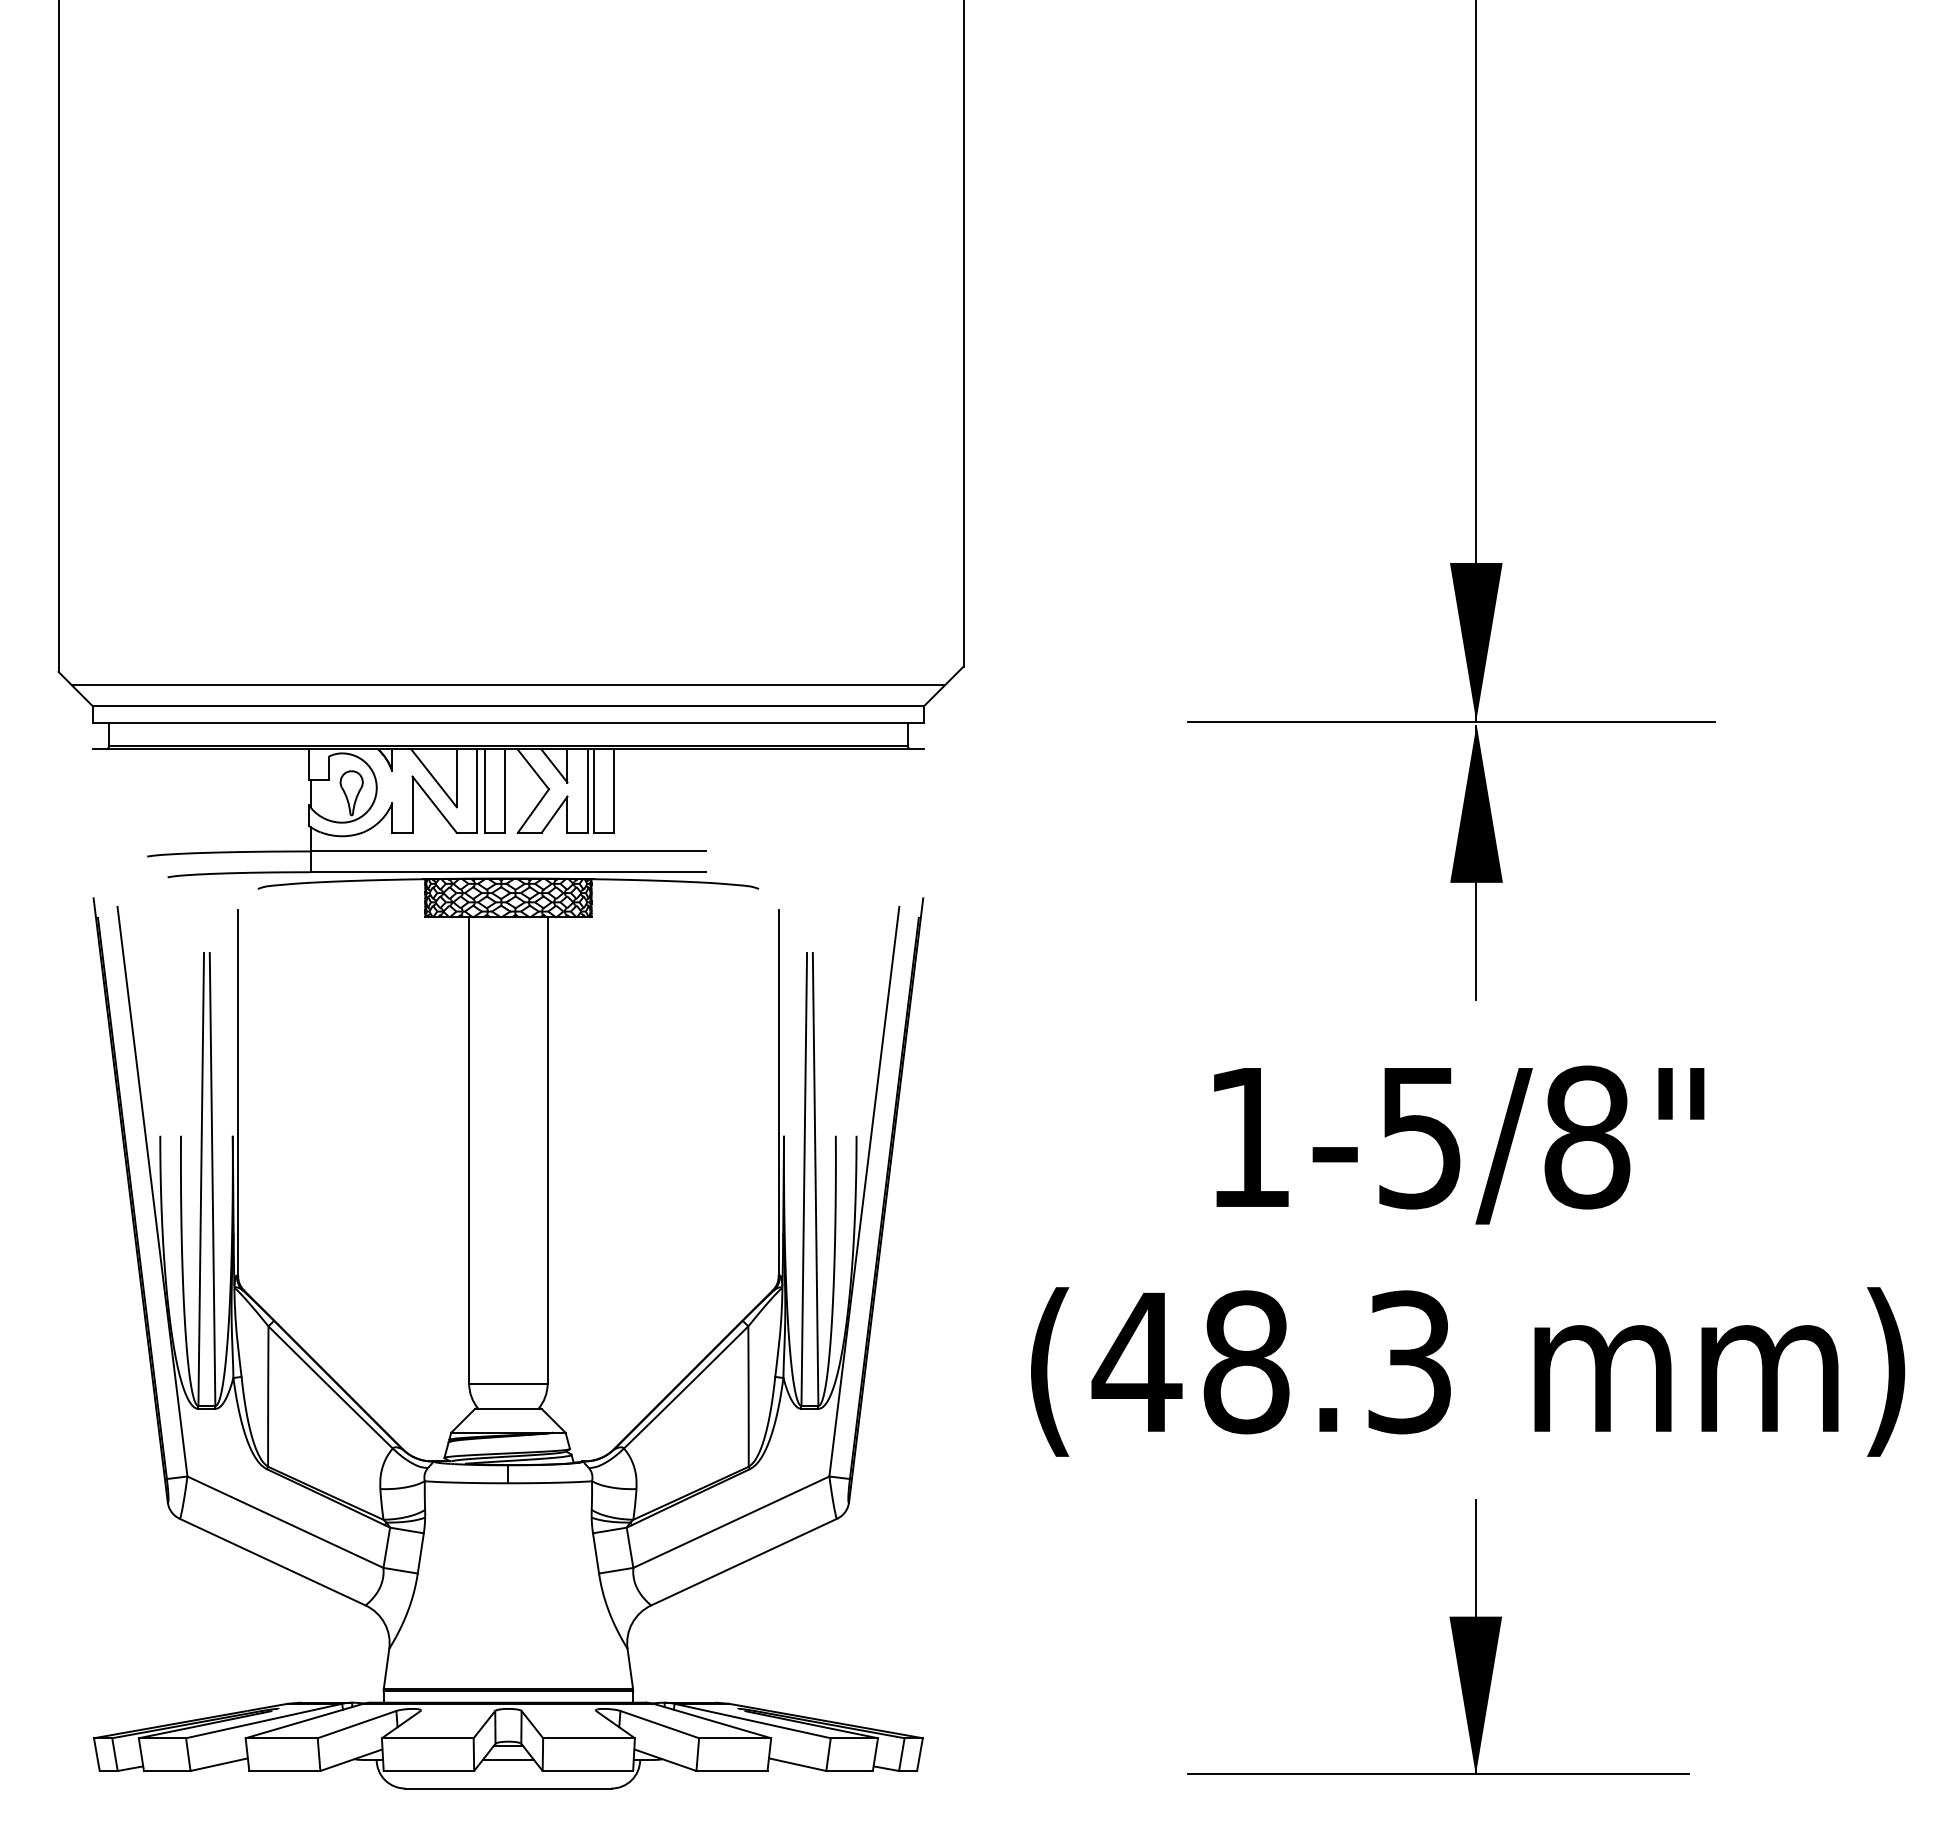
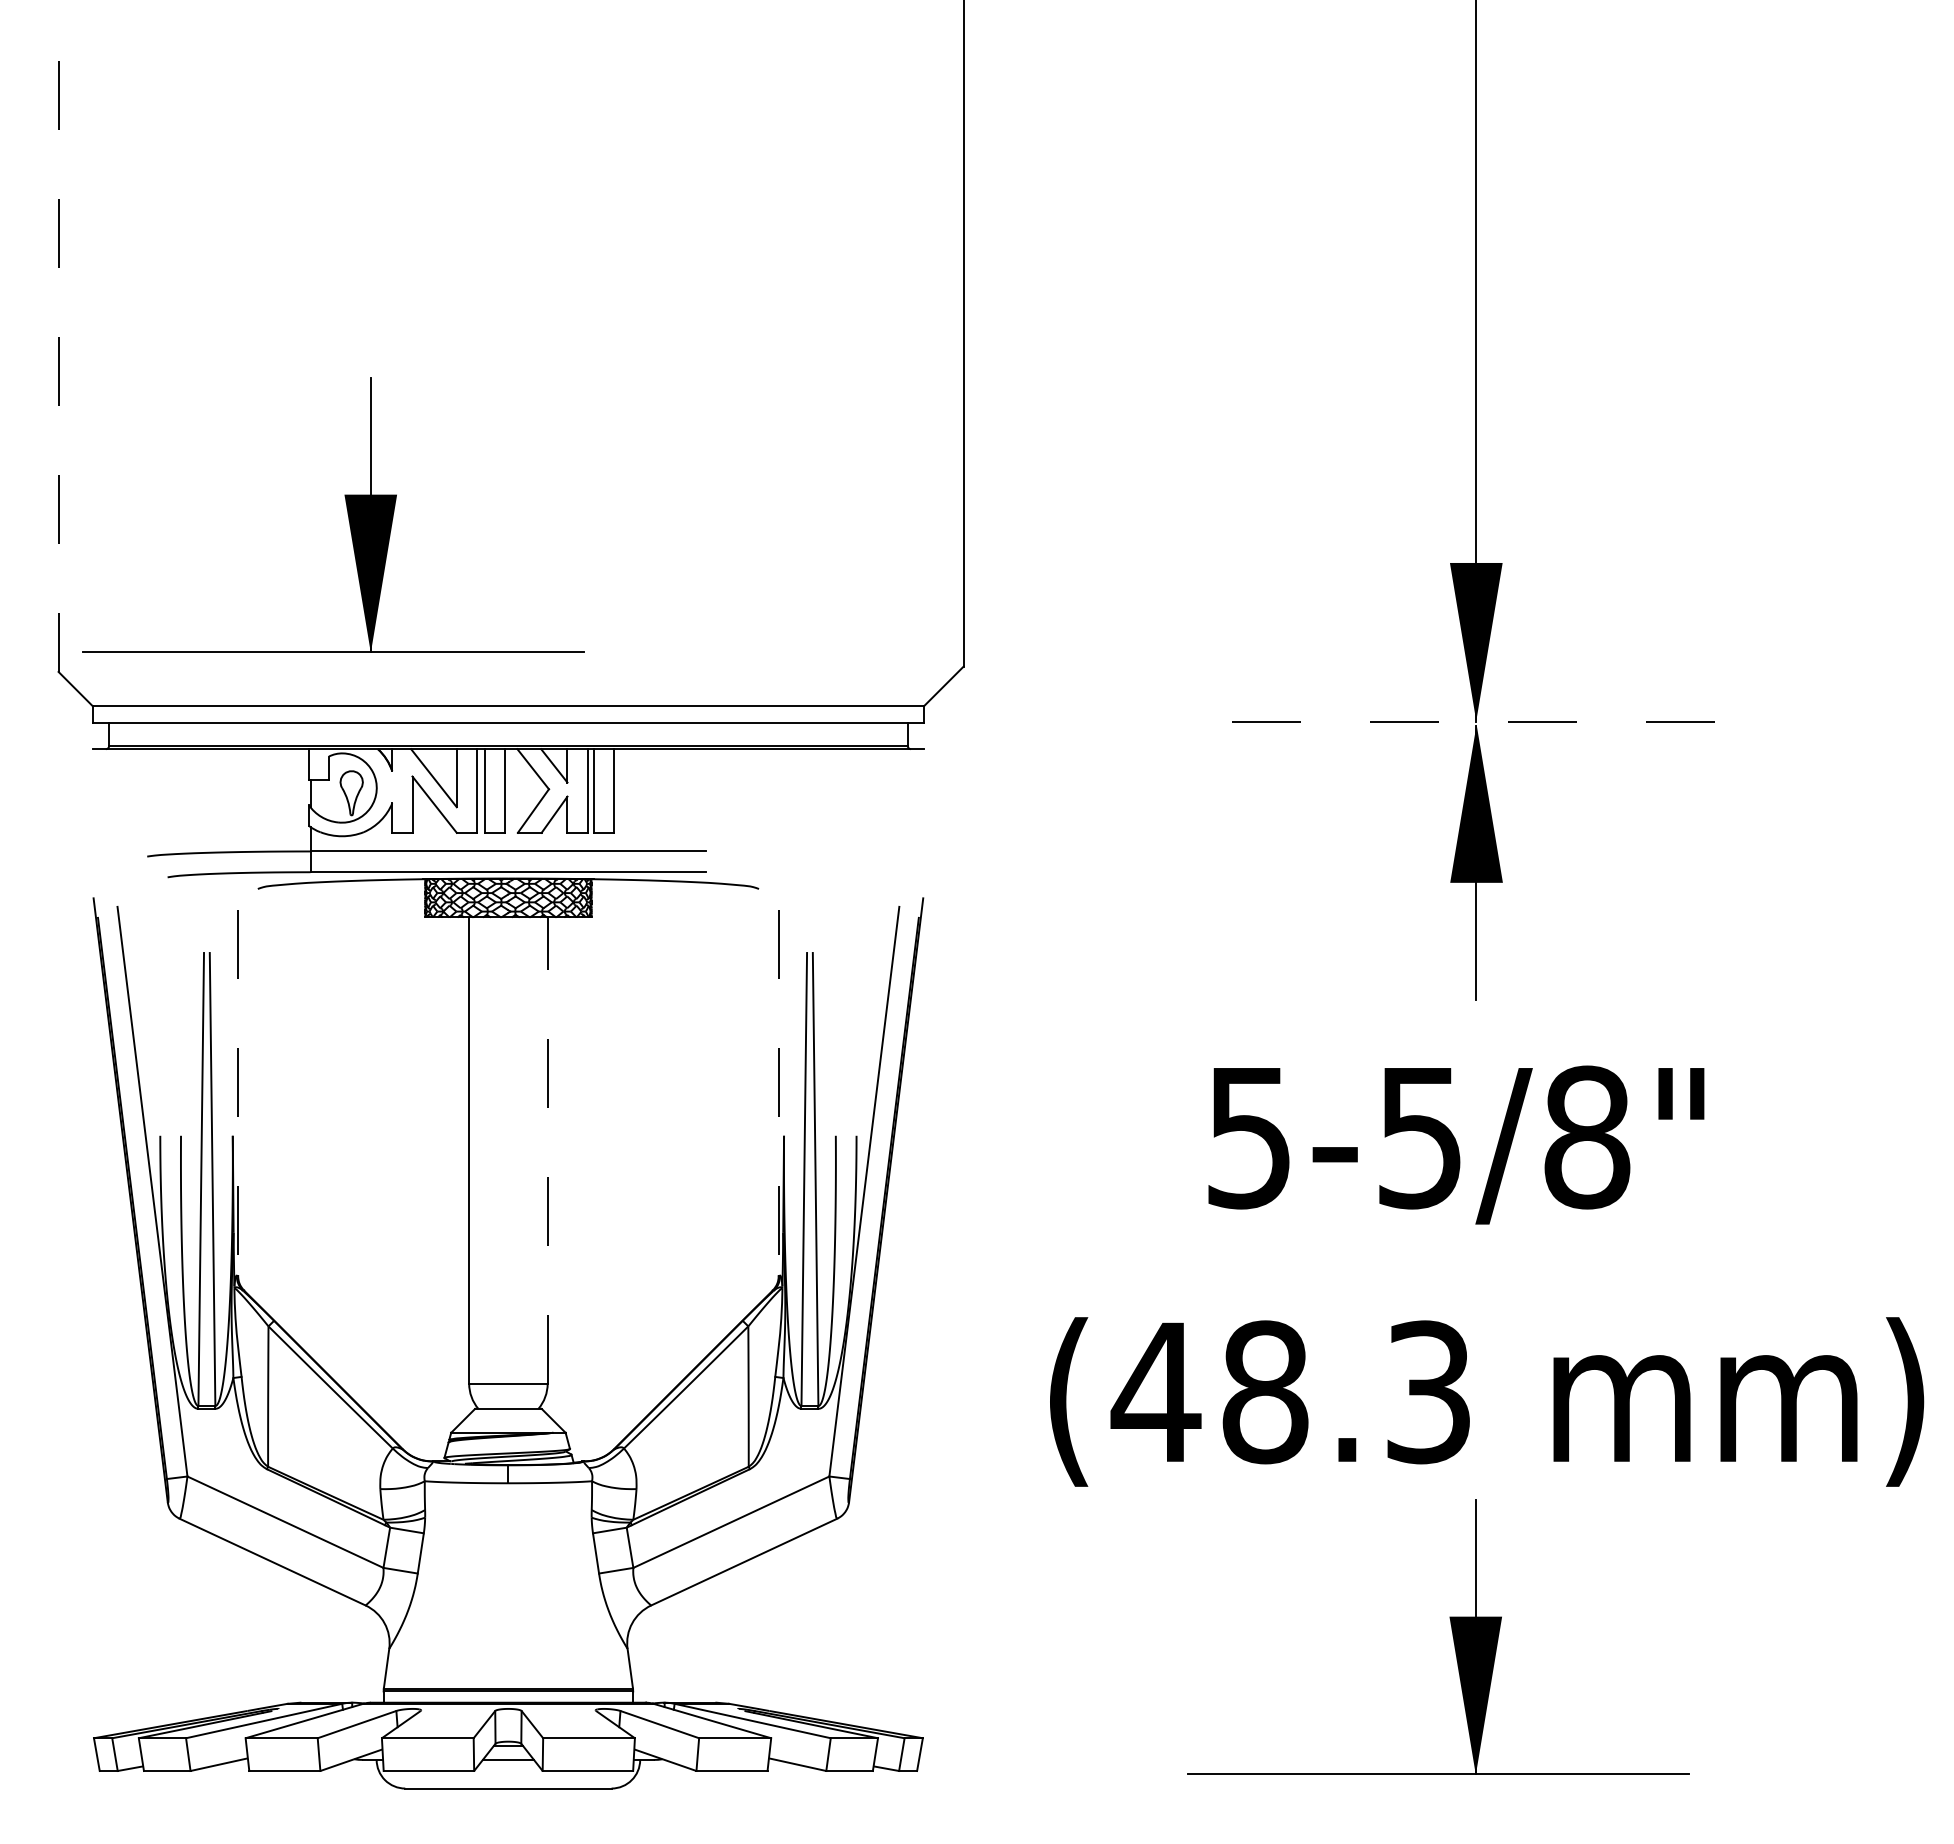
line: solid -> dashed (58, 335)
part: none -> present (347, 514)
line: present -> none (508, 685)
line: solid -> dashed (1450, 722)
line: solid -> dashed (238, 1093)
line: solid -> dashed (778, 1093)
text: 1-5/8" -> 5-5/8" (1248, 1138)
line: solid -> dashed (547, 1150)
text position: (1468, 1371) -> (1487, 1401) (1487, 1401)
